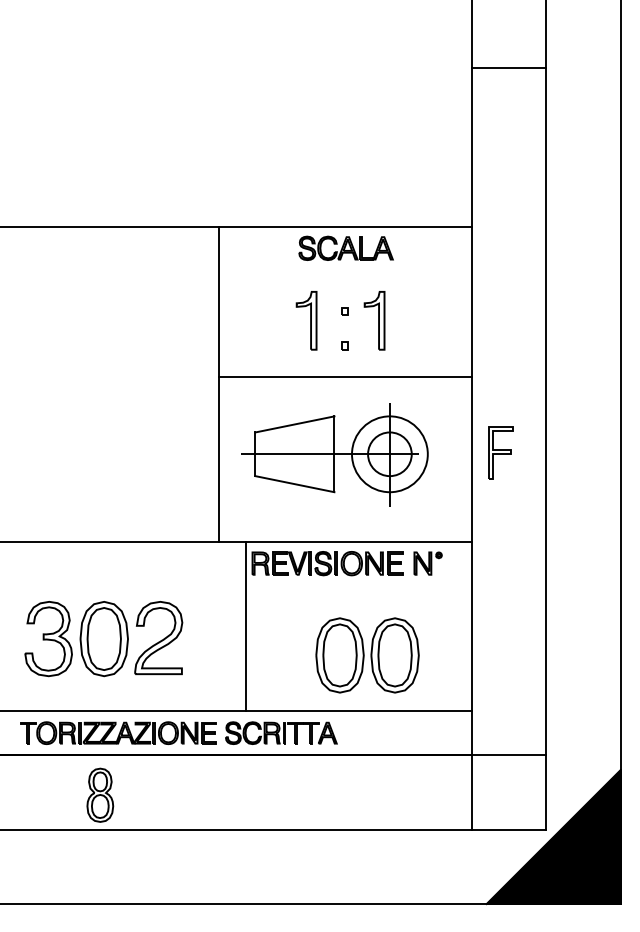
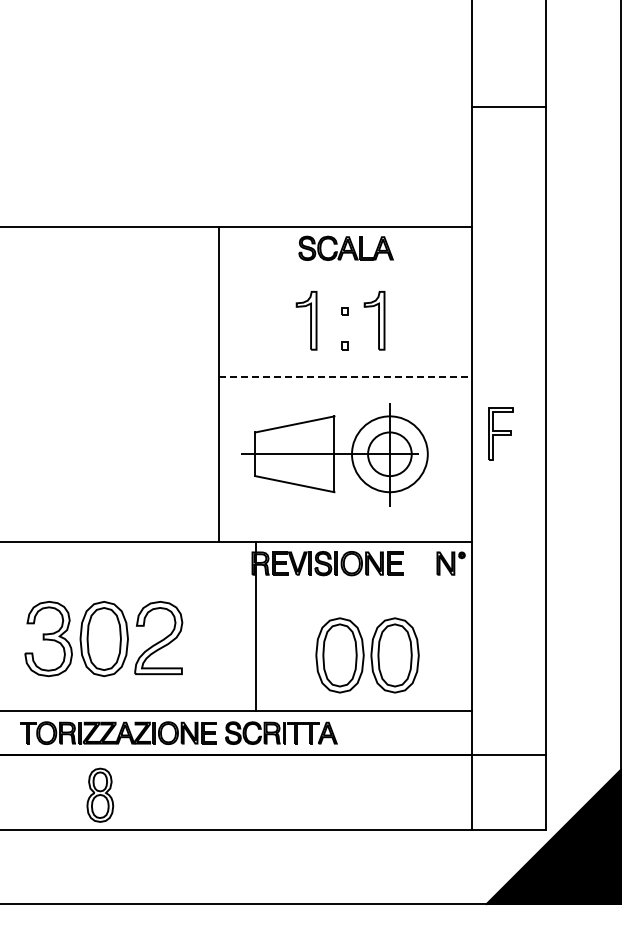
line position: (508, 68) -> (508, 107) (508, 107)
line: solid -> dashed (345, 377)
part position: (500, 452) -> (500, 433) (500, 433)
part position: (427, 563) -> (450, 563) (450, 563)
line position: (245, 626) -> (255, 626) (255, 626)
